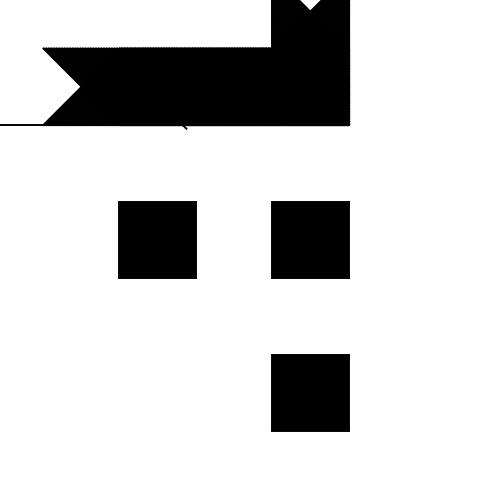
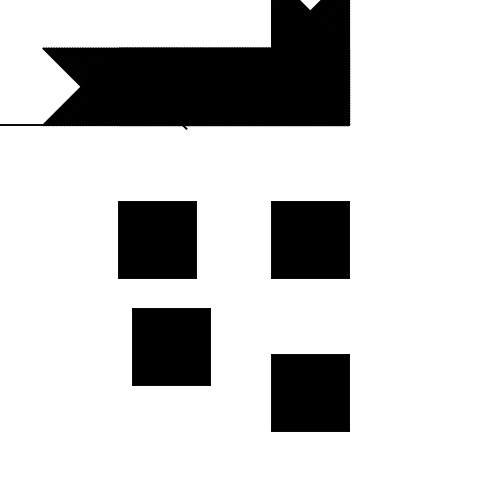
part: none -> present (171, 346)
